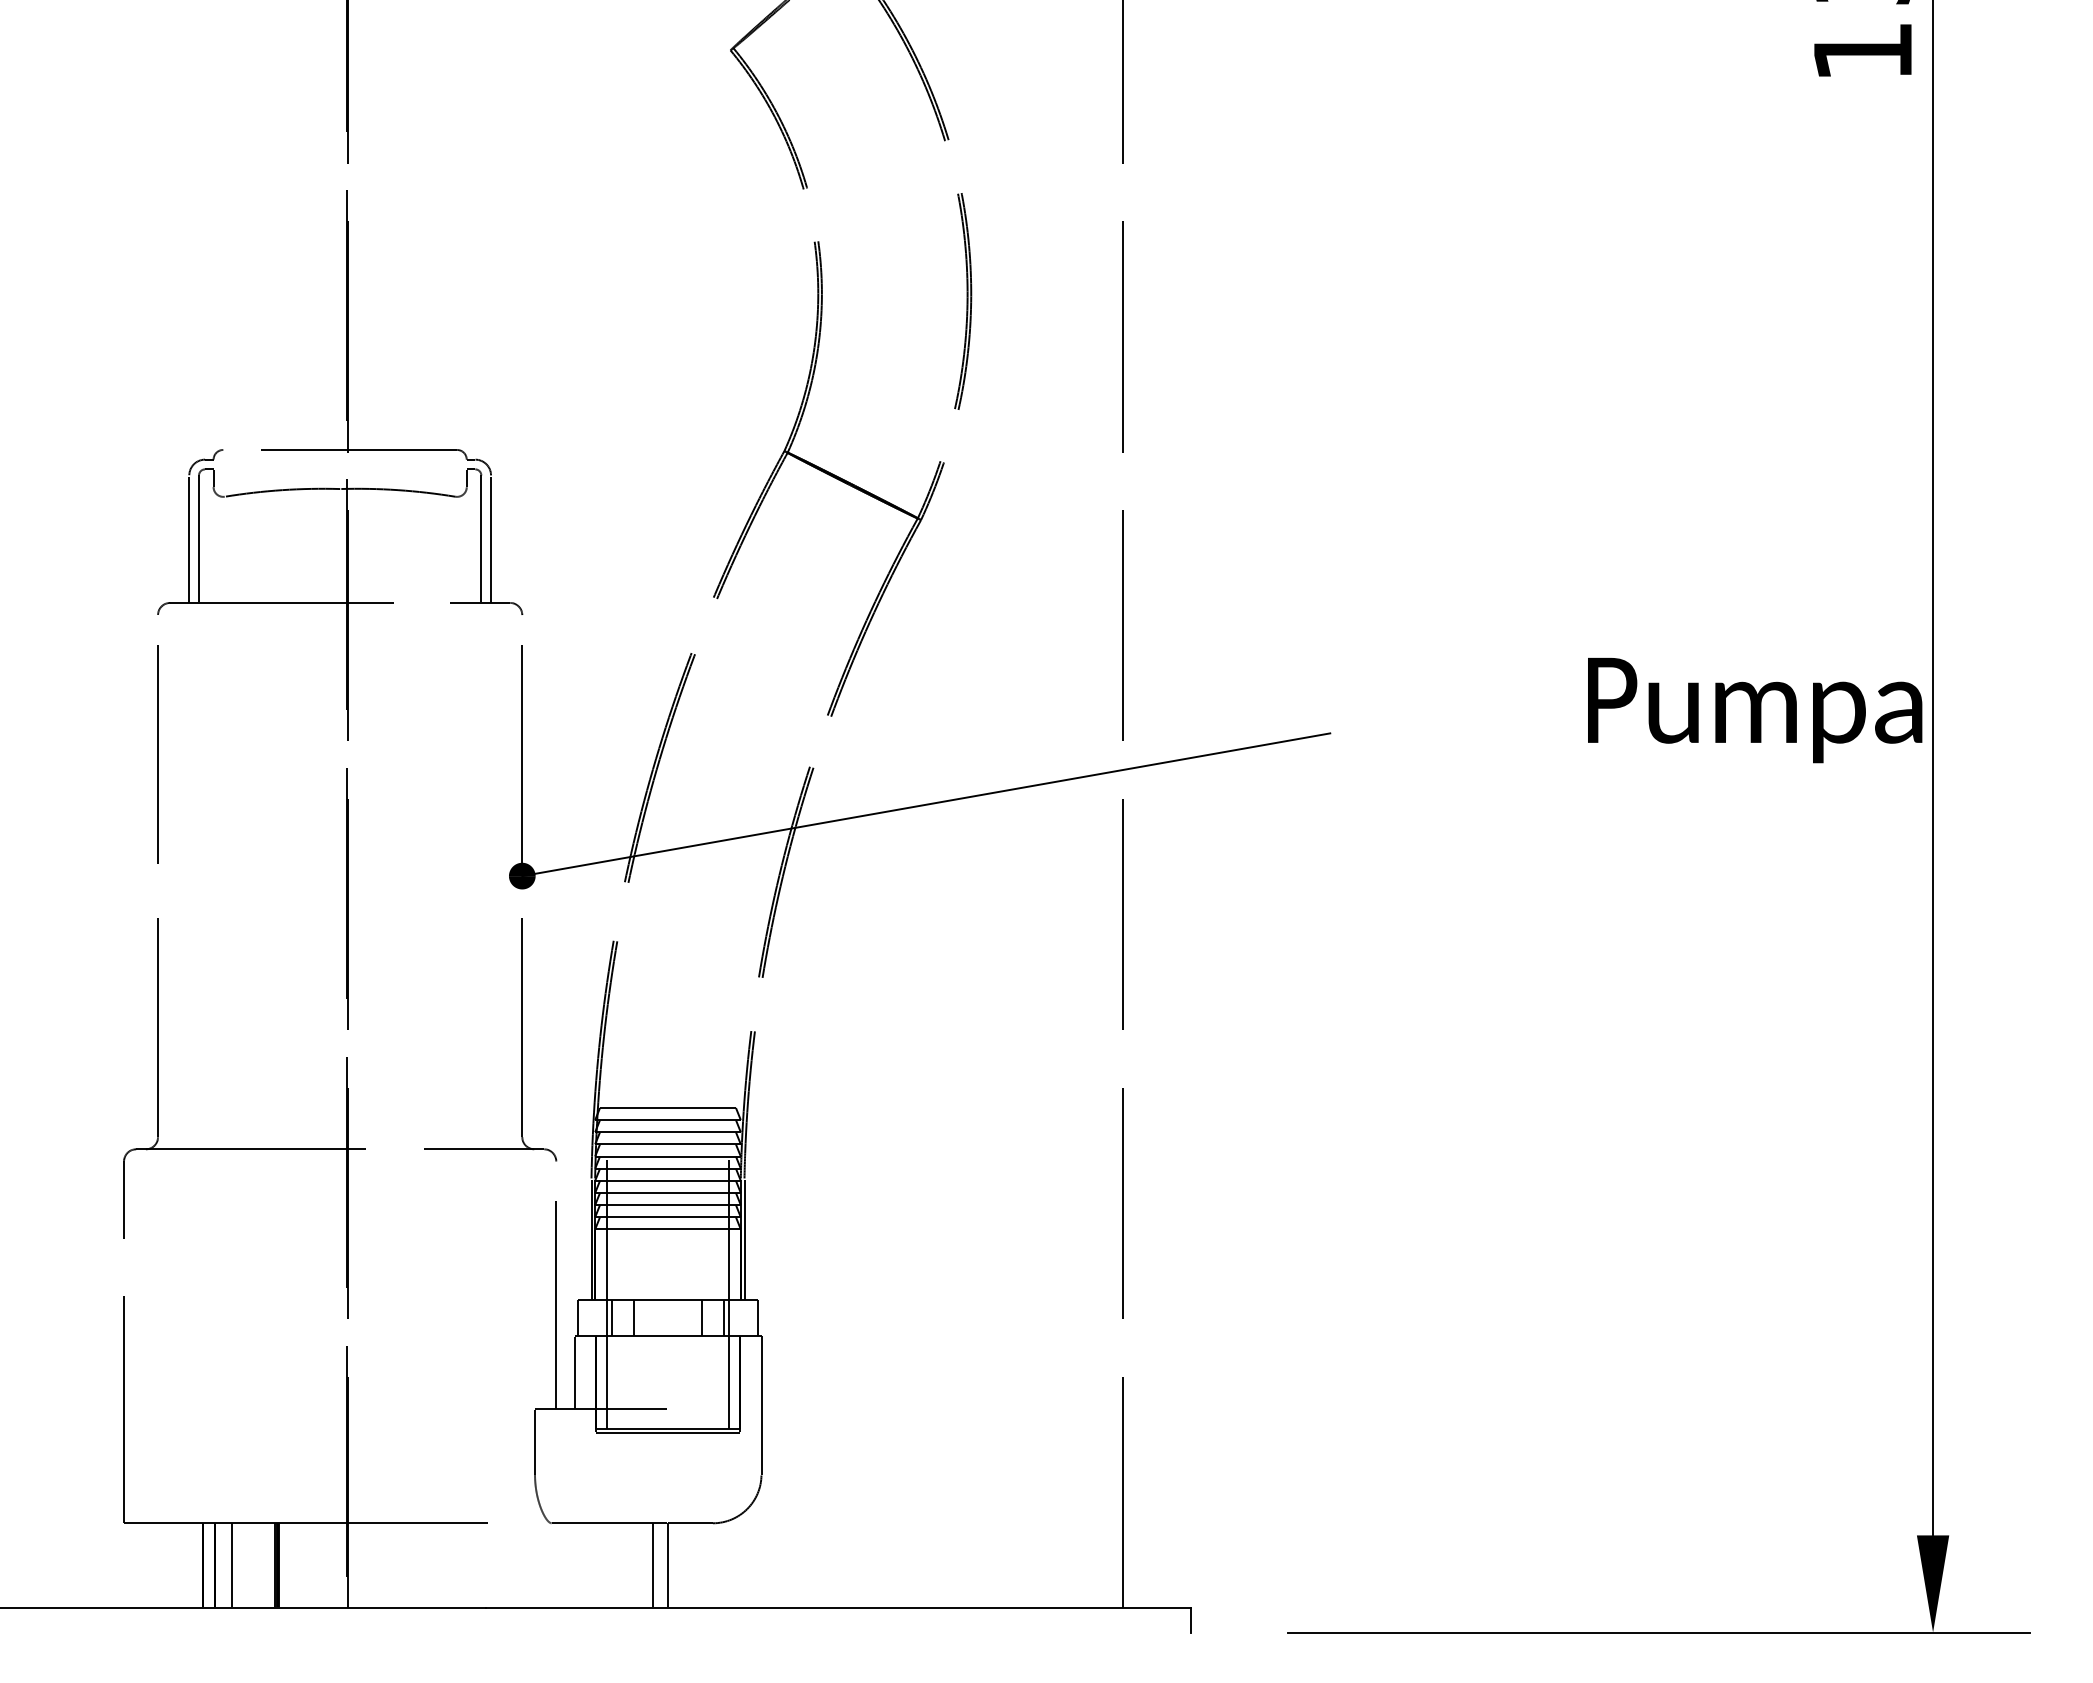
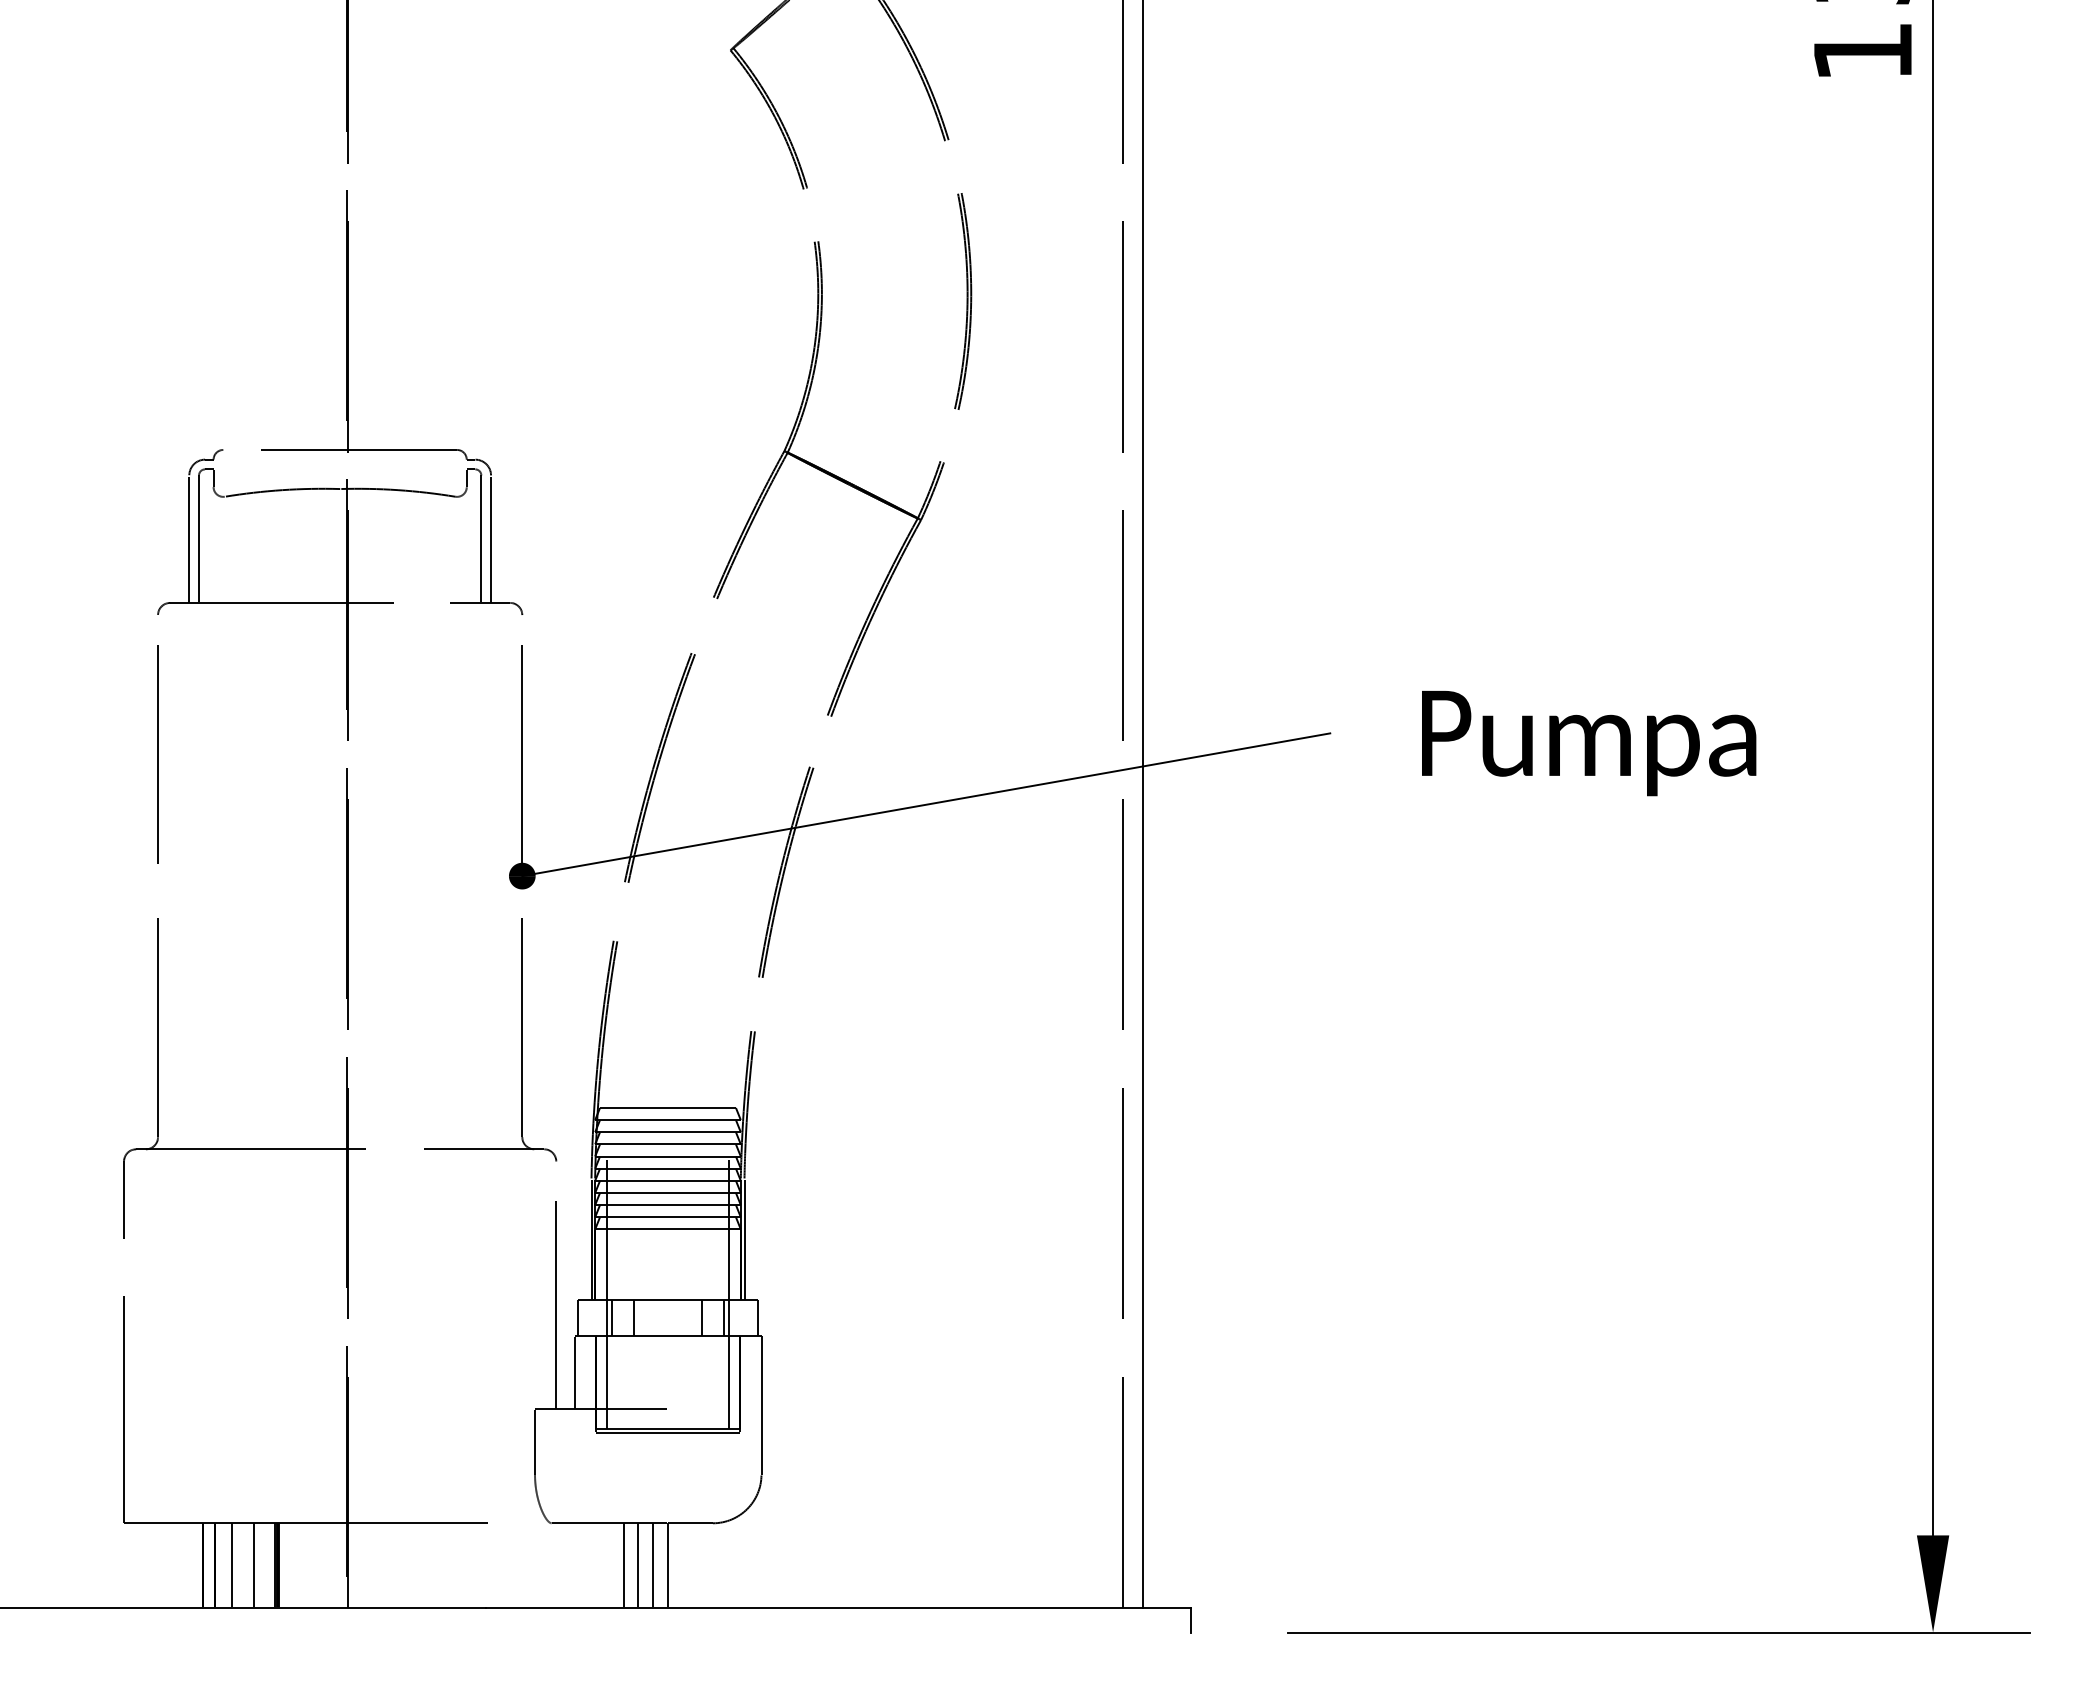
text position: (1755, 710) -> (1589, 743) (1589, 743)
line: none -> present (1142, 805)
line: none -> present (253, 1565)
line: none -> present (624, 1565)
line: none -> present (637, 1565)
